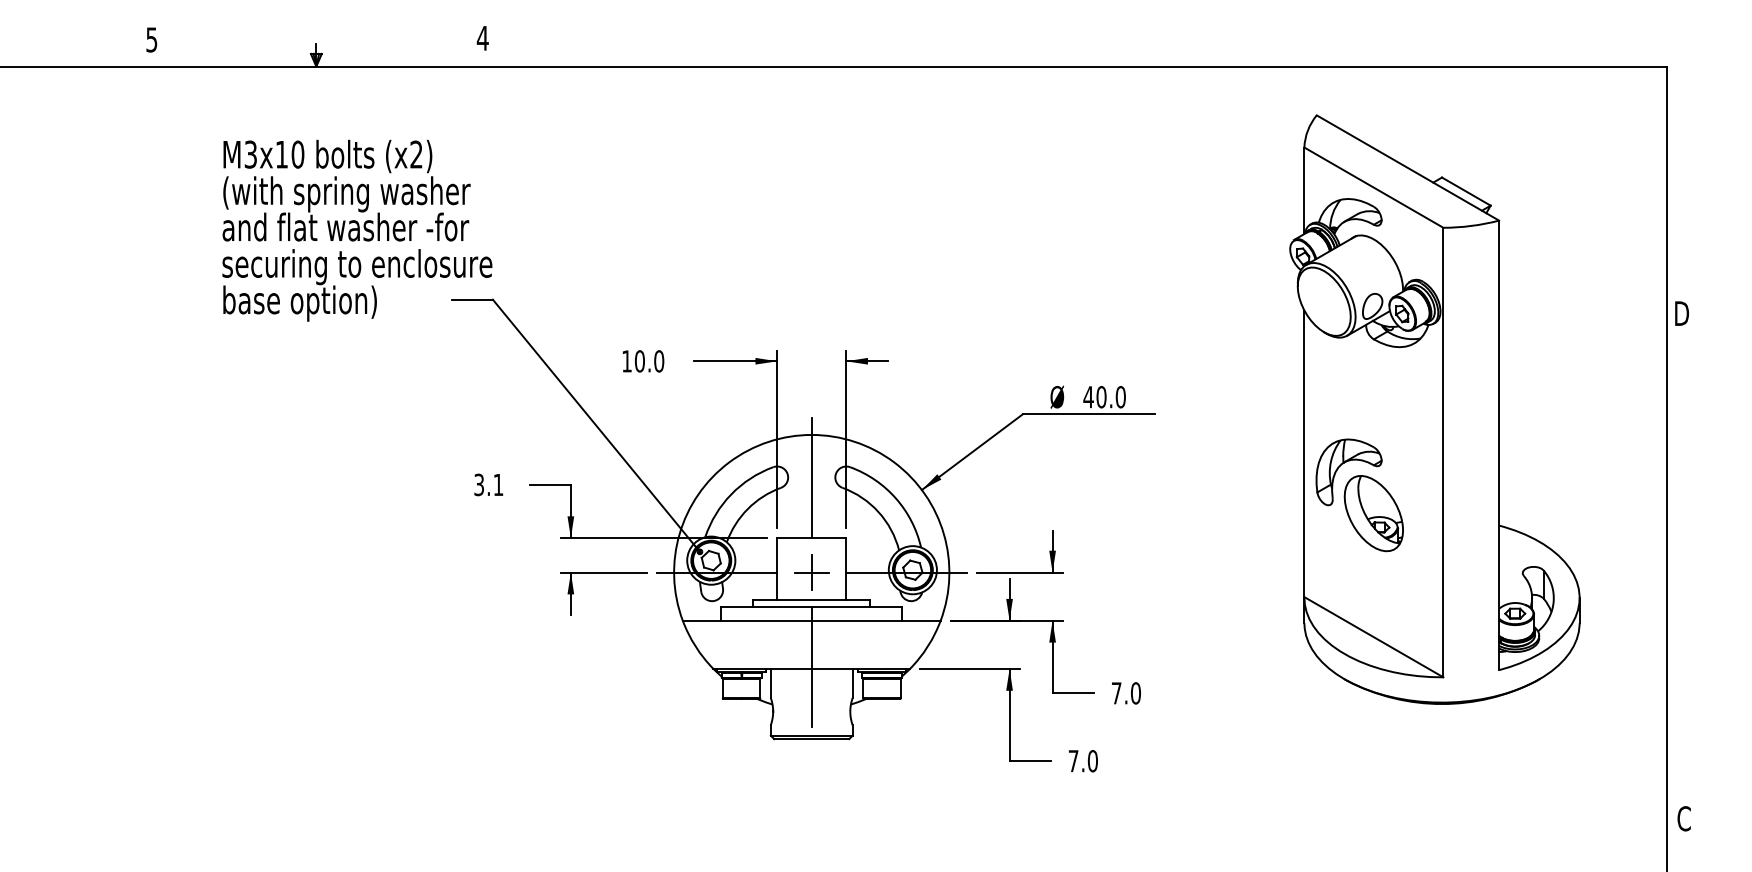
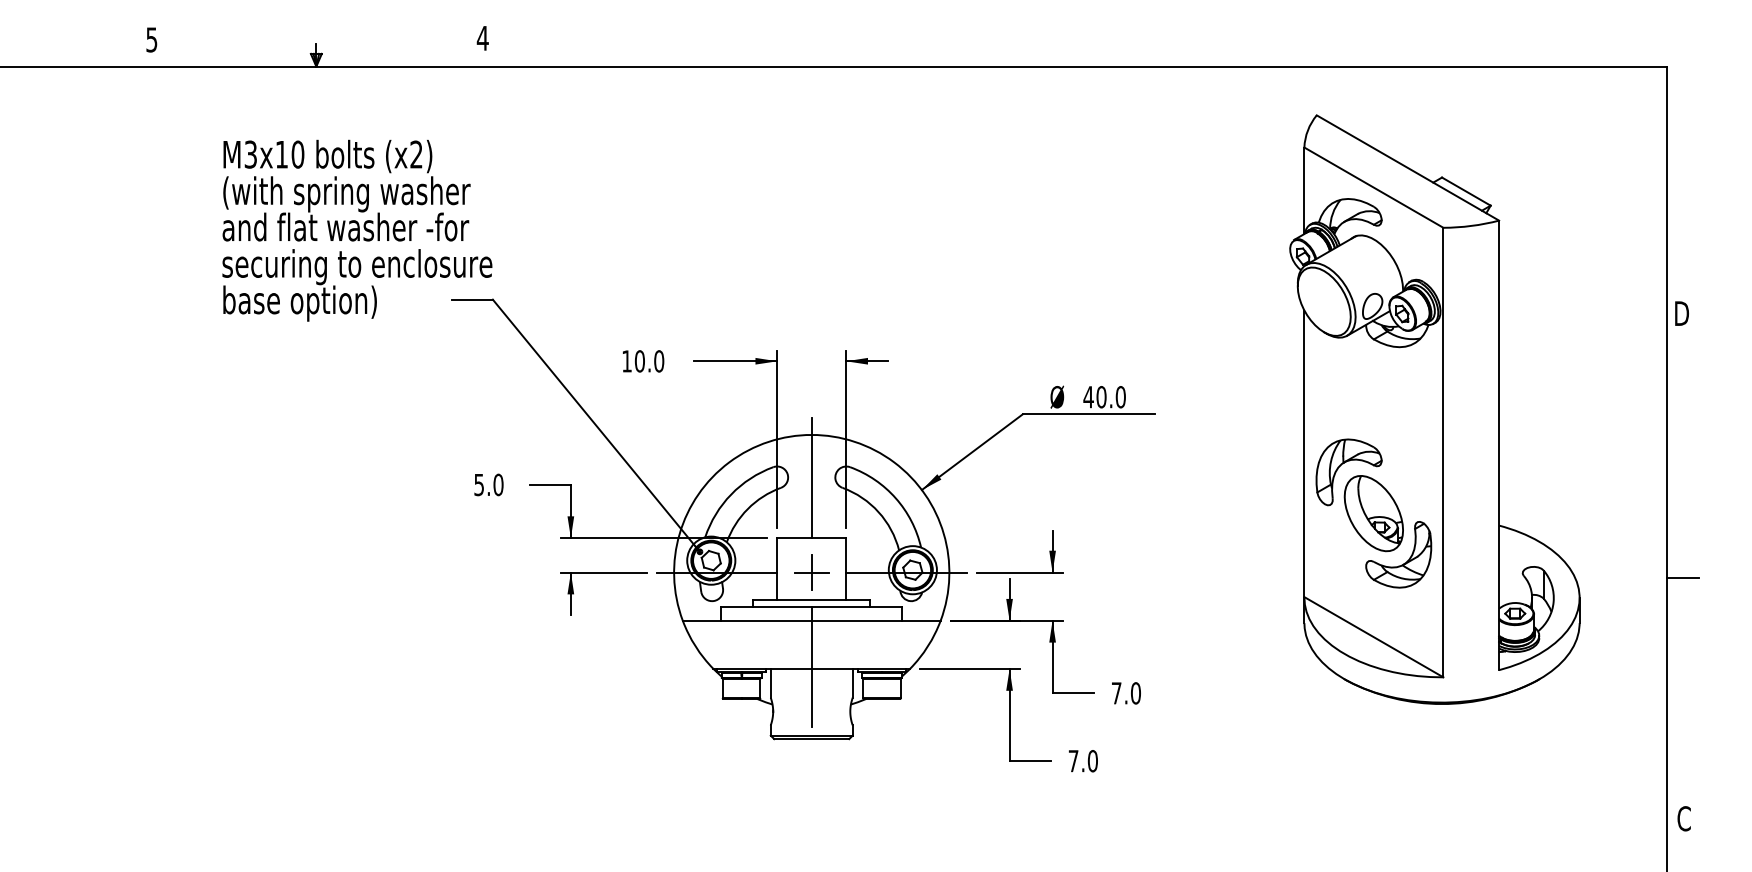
text: 3.1 -> 5.0 (488, 484)
part: none -> present (1404, 562)
line: none -> present (1682, 577)
